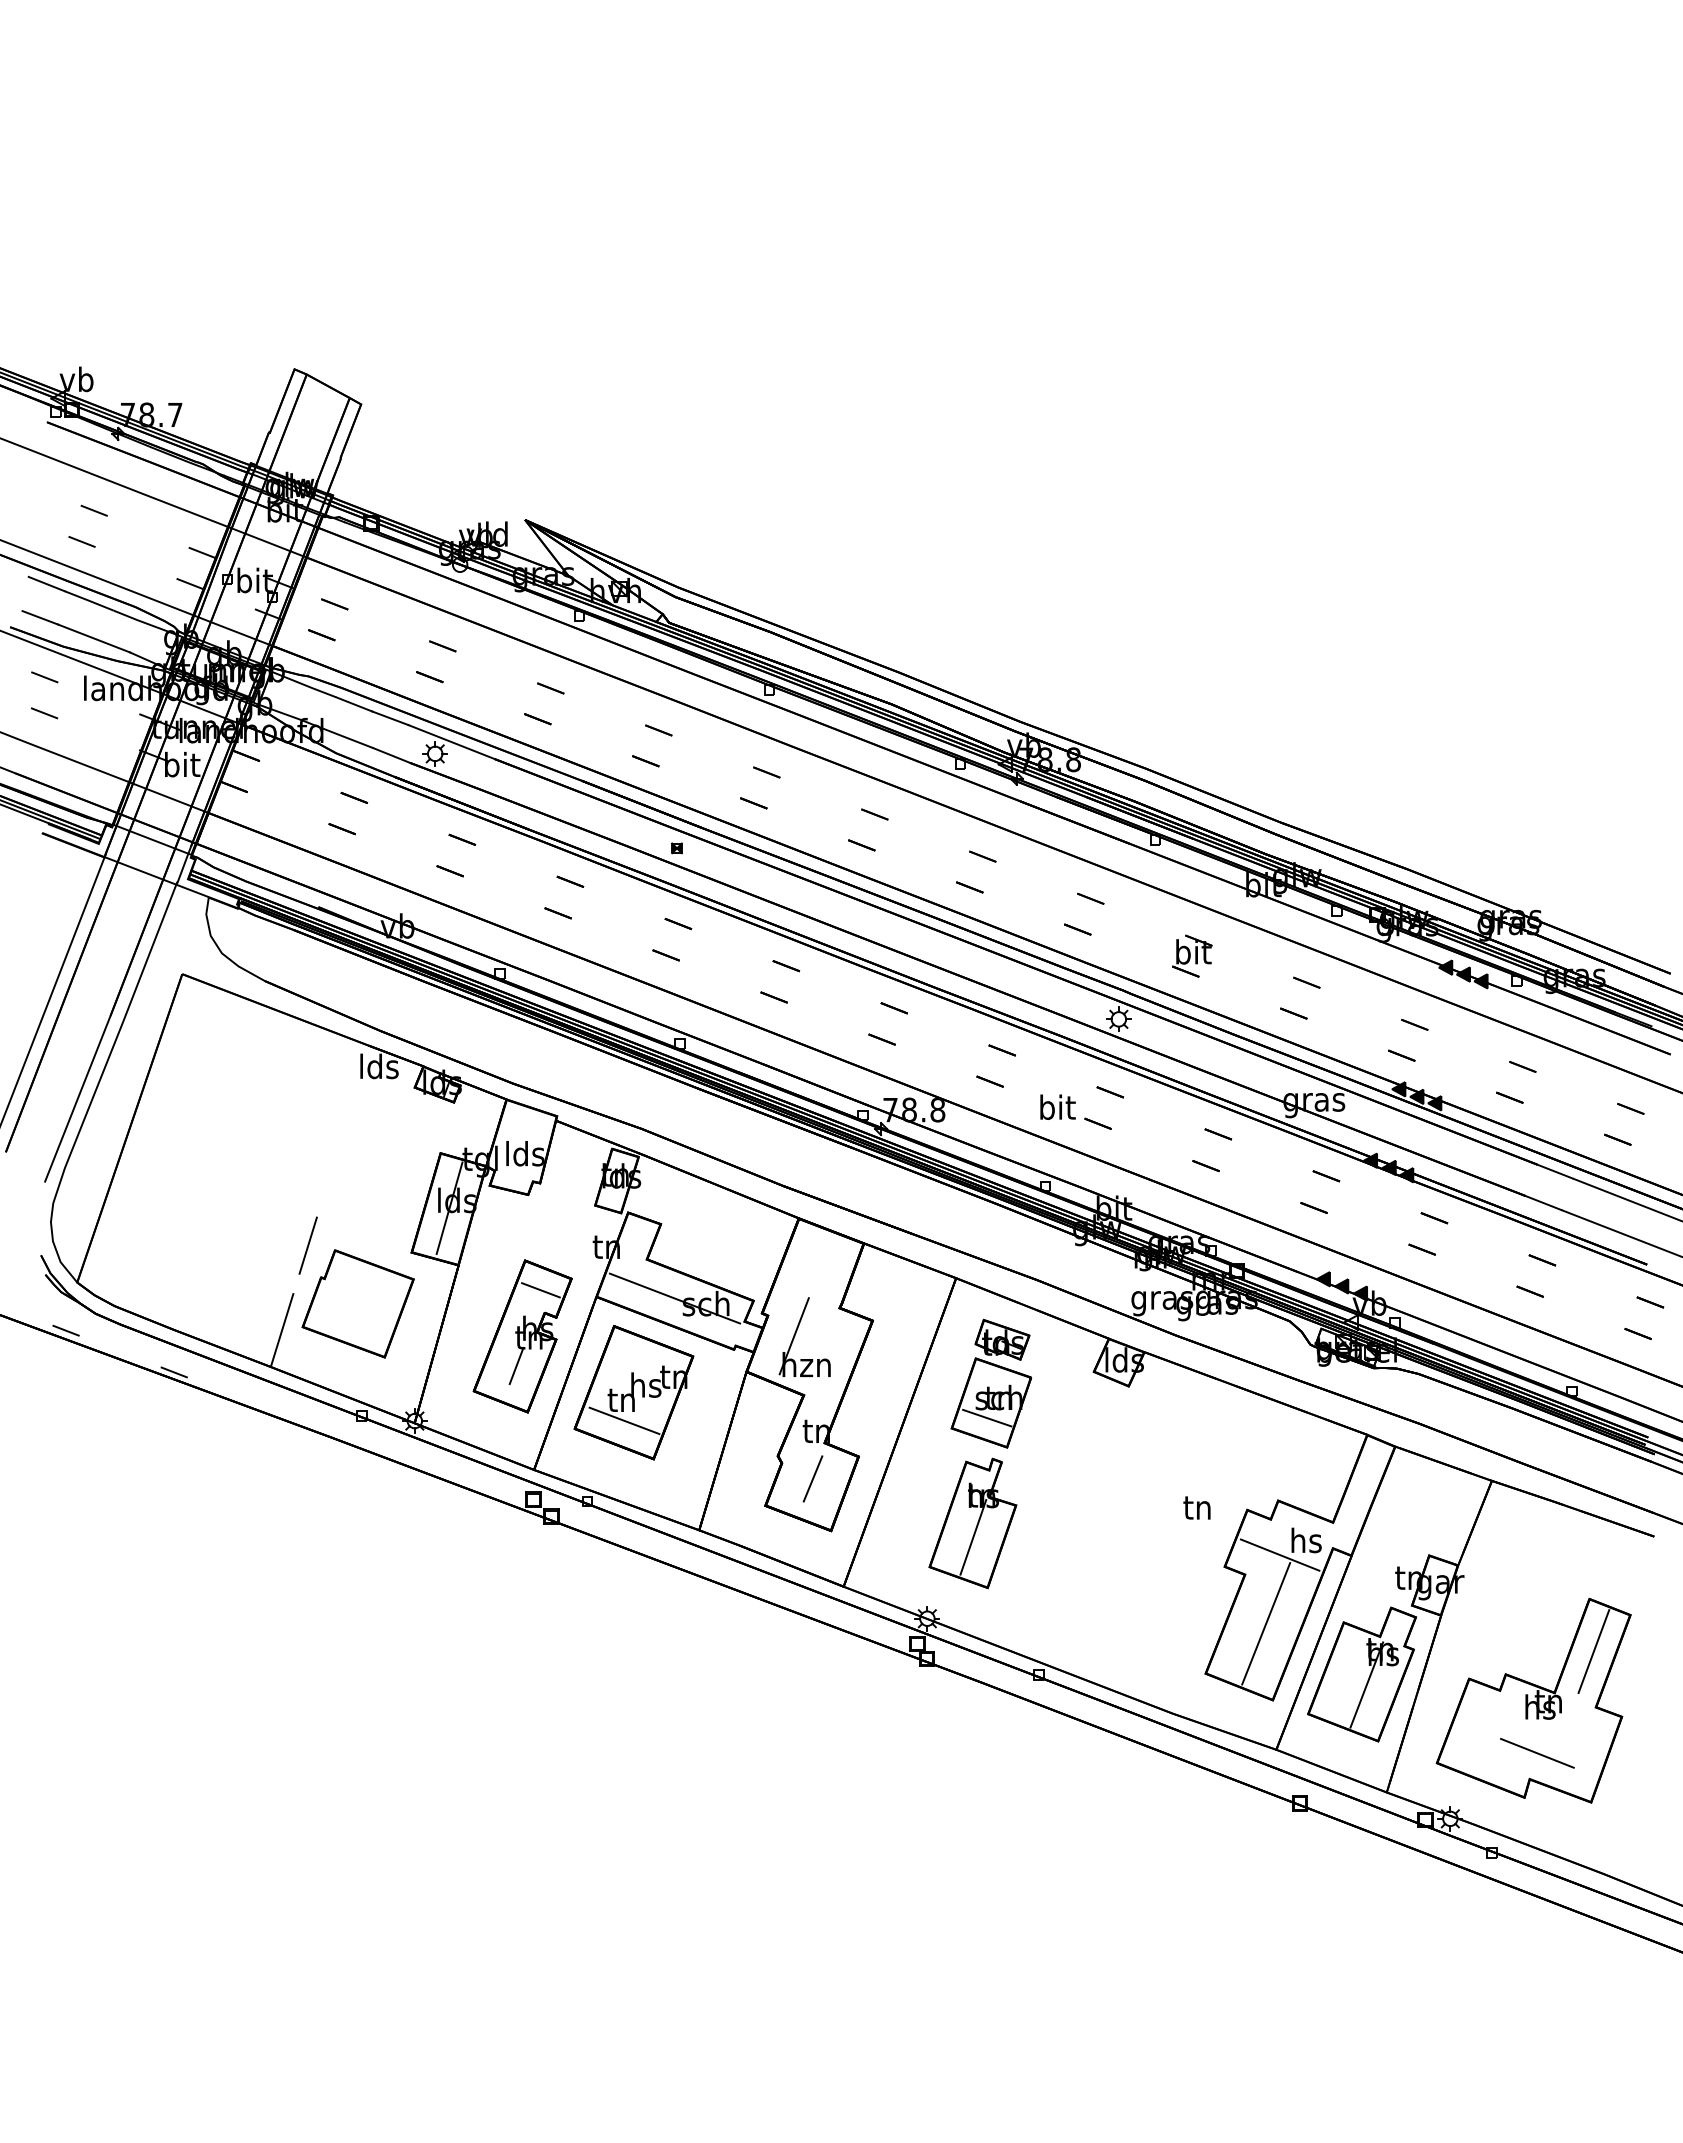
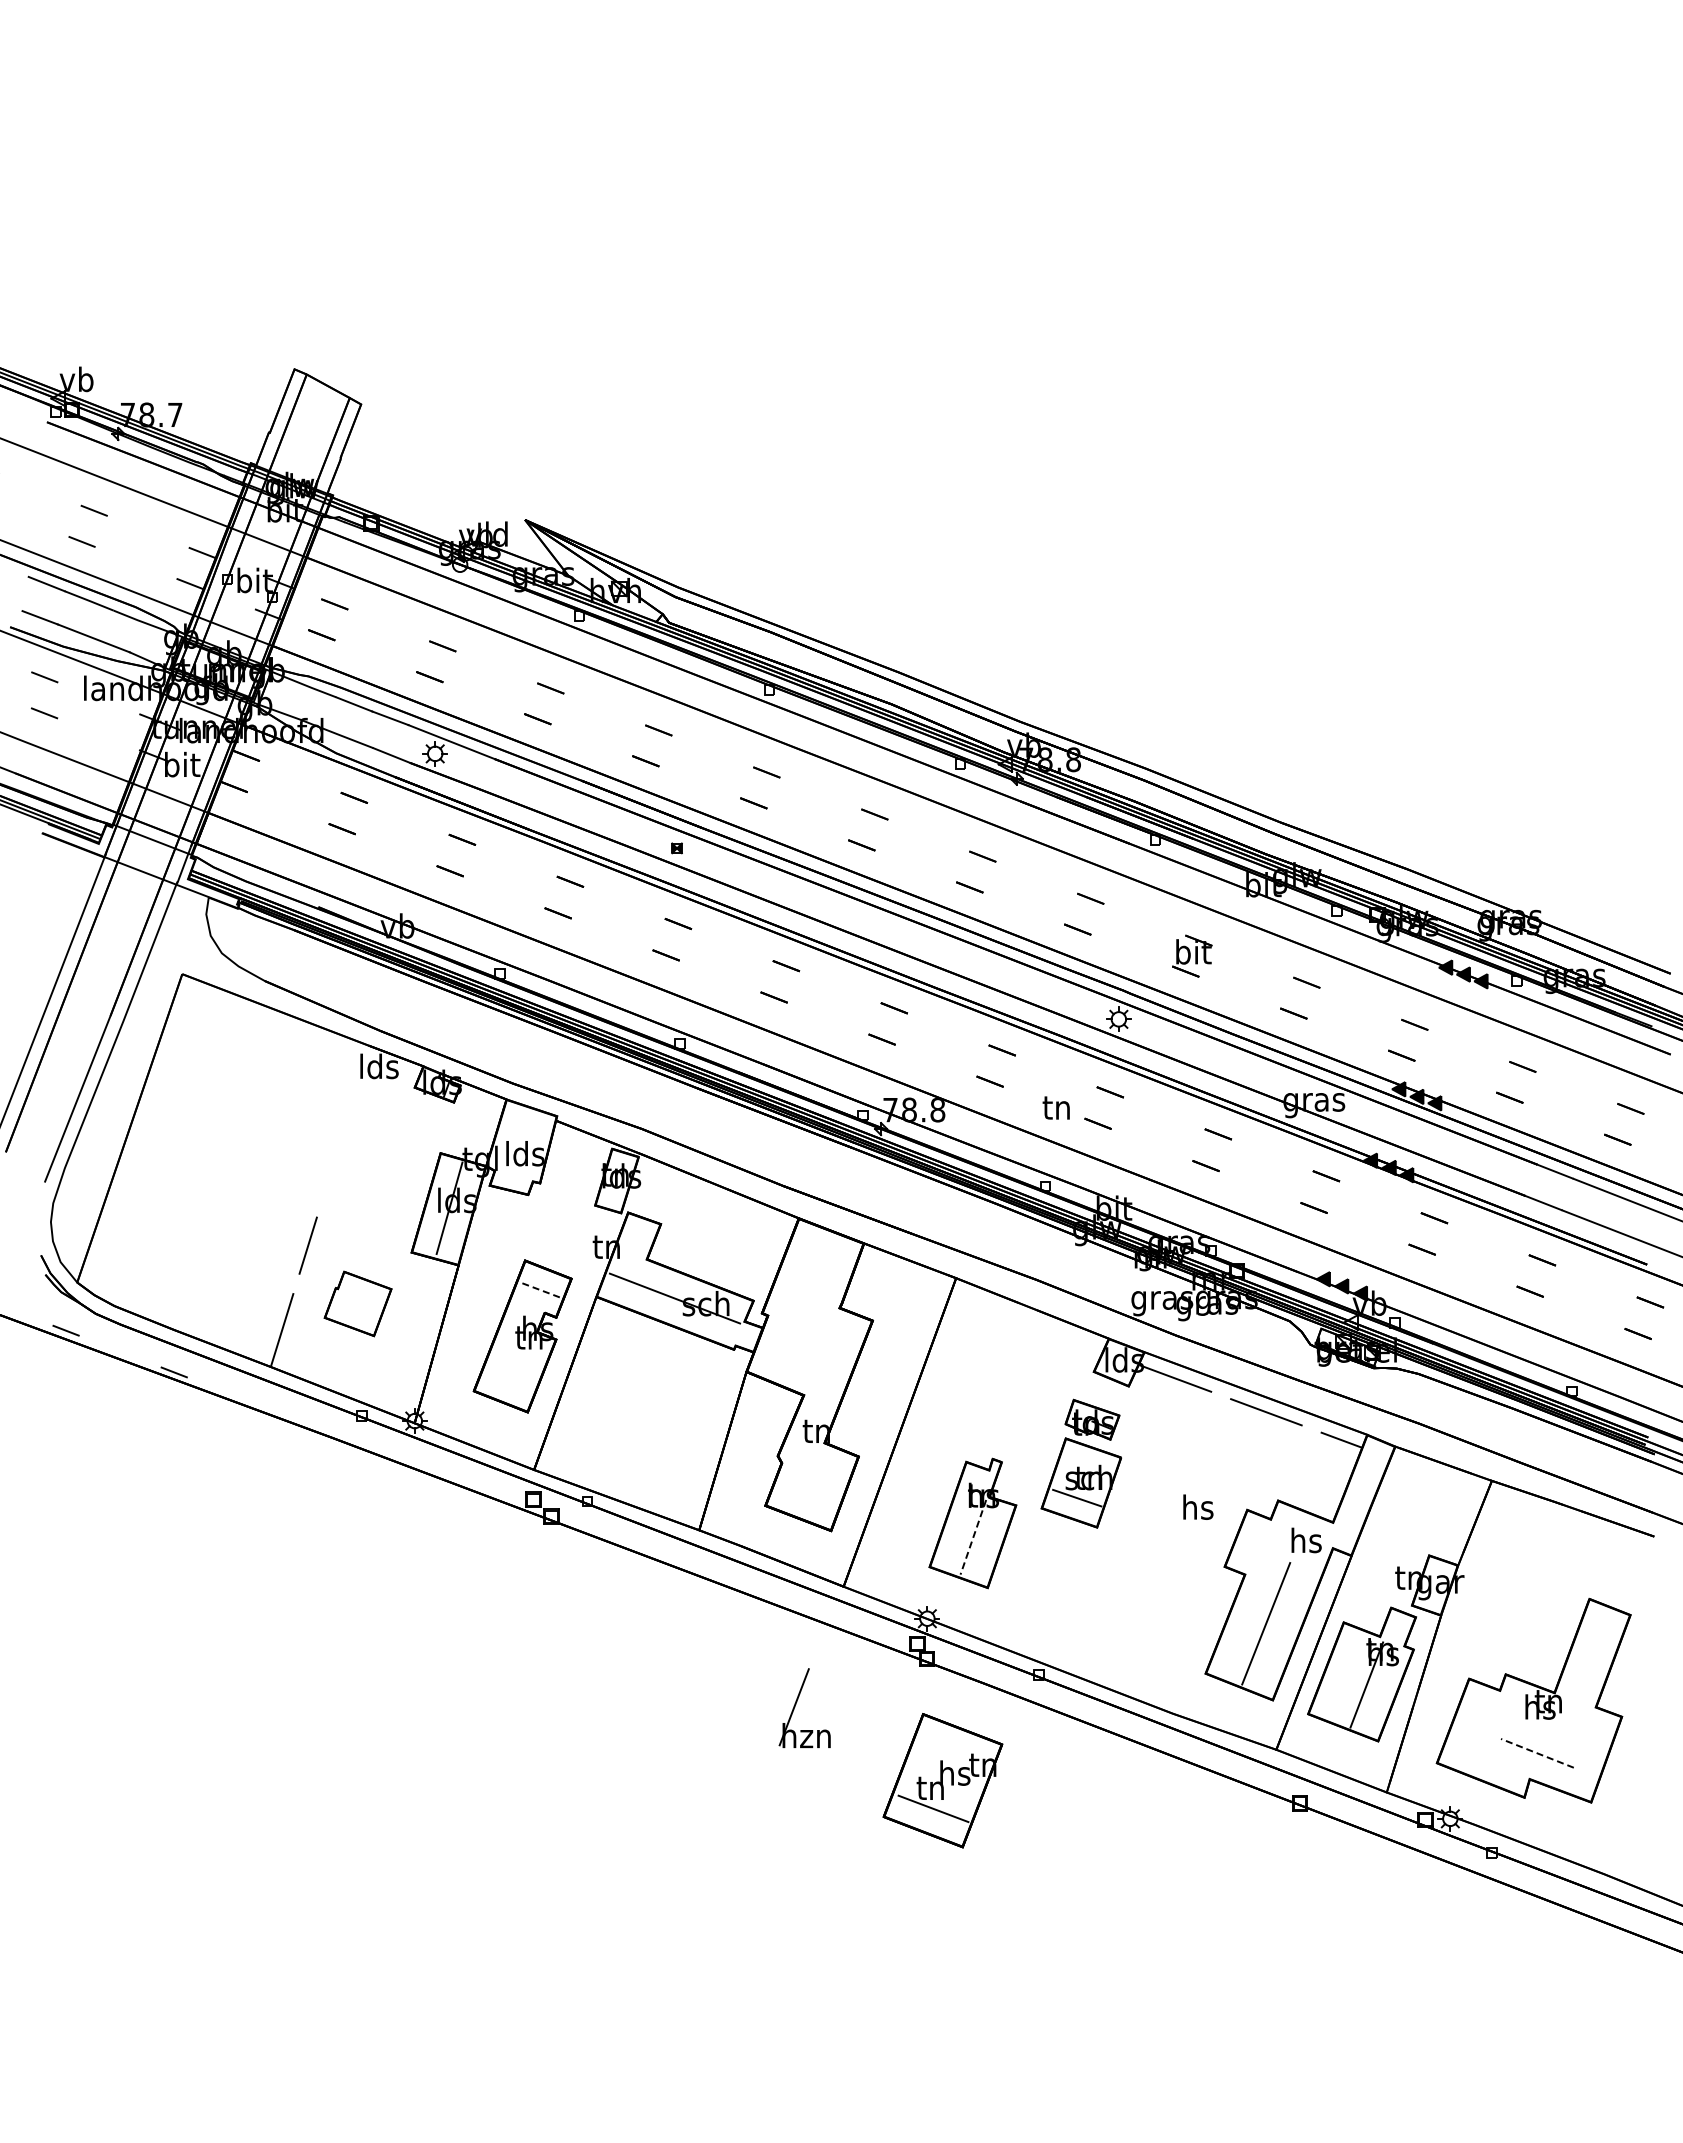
text: bit -> tn (1057, 1106)
line: solid -> dashed (540, 1290)
part size: 114x110 px -> 70x68 px (357, 1303)
part position: (796, 1333) -> (796, 1704) (796, 1704)
line: present -> none (516, 1365)
part position: (990, 1383) -> (1080, 1463) (1080, 1463)
part position: (633, 1392) -> (942, 1780) (942, 1780)
line position: (1255, 1393) -> (1250, 1406) (1250, 1406)
line: present -> none (812, 1478)
text: tn -> hs (1198, 1506)
line: solid -> dashed (973, 1537)
line: present -> none (1279, 1554)
line: present -> none (1593, 1651)
line: solid -> dashed (1536, 1753)
